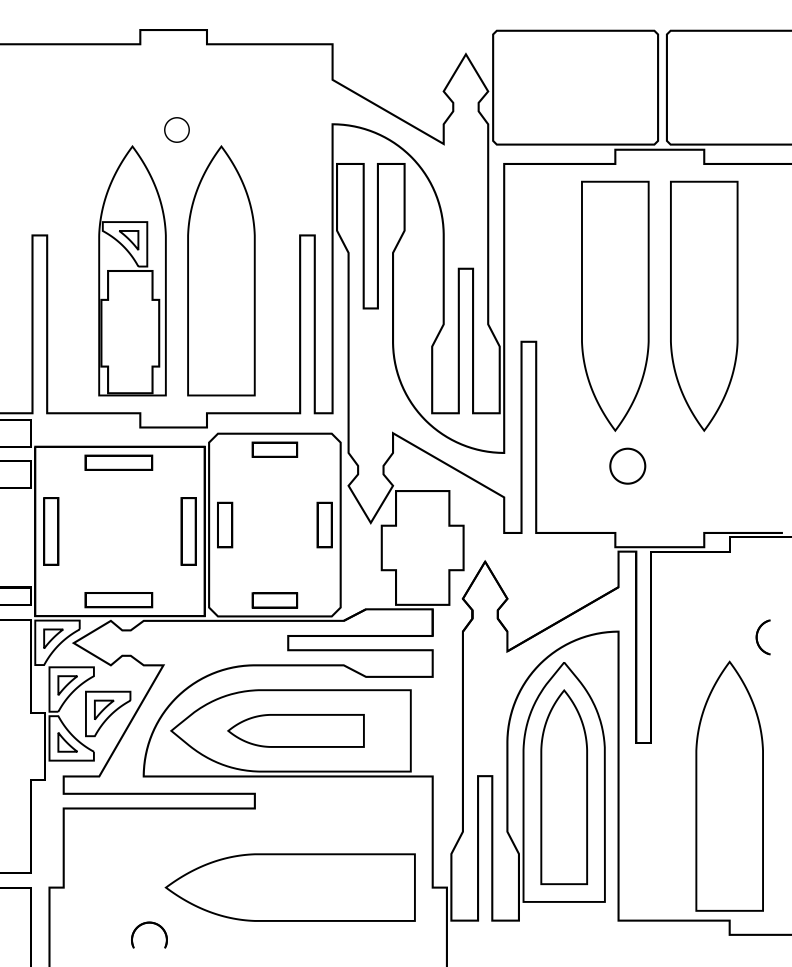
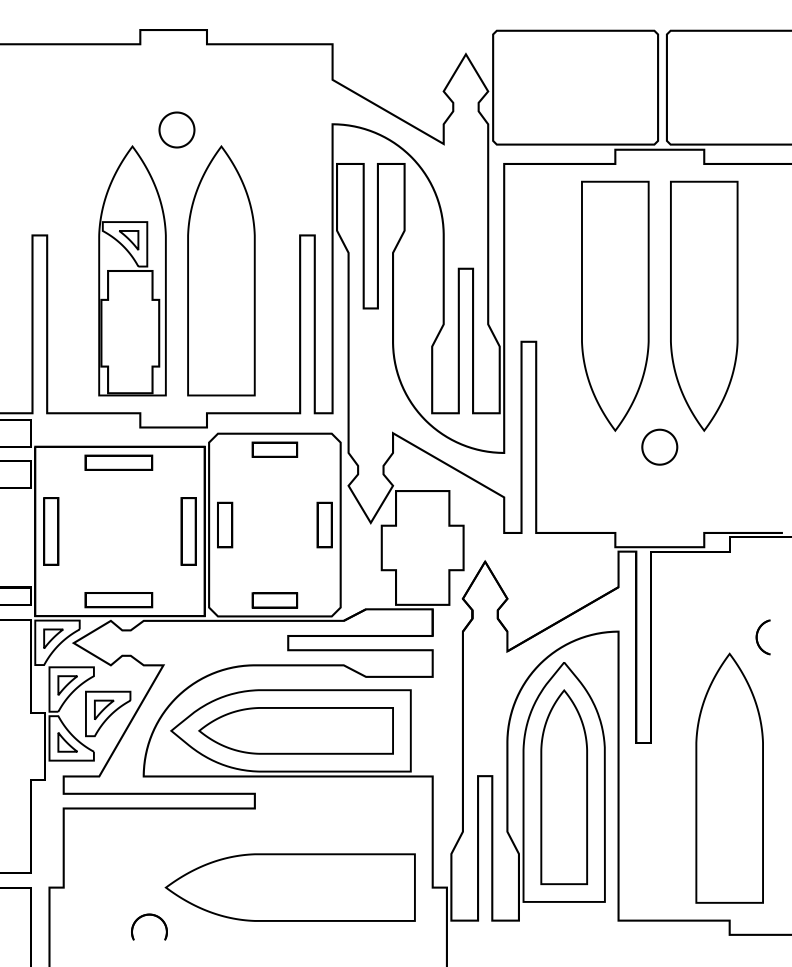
part size: 26x26 px -> 38x38 px (176, 129)
part position: (627, 465) -> (659, 446) (659, 446)
part size: 138x34 px -> 196x48 px (295, 730)
part position: (729, 785) -> (729, 777) (729, 777)
part position: (145, 924) -> (145, 916) (145, 916)
